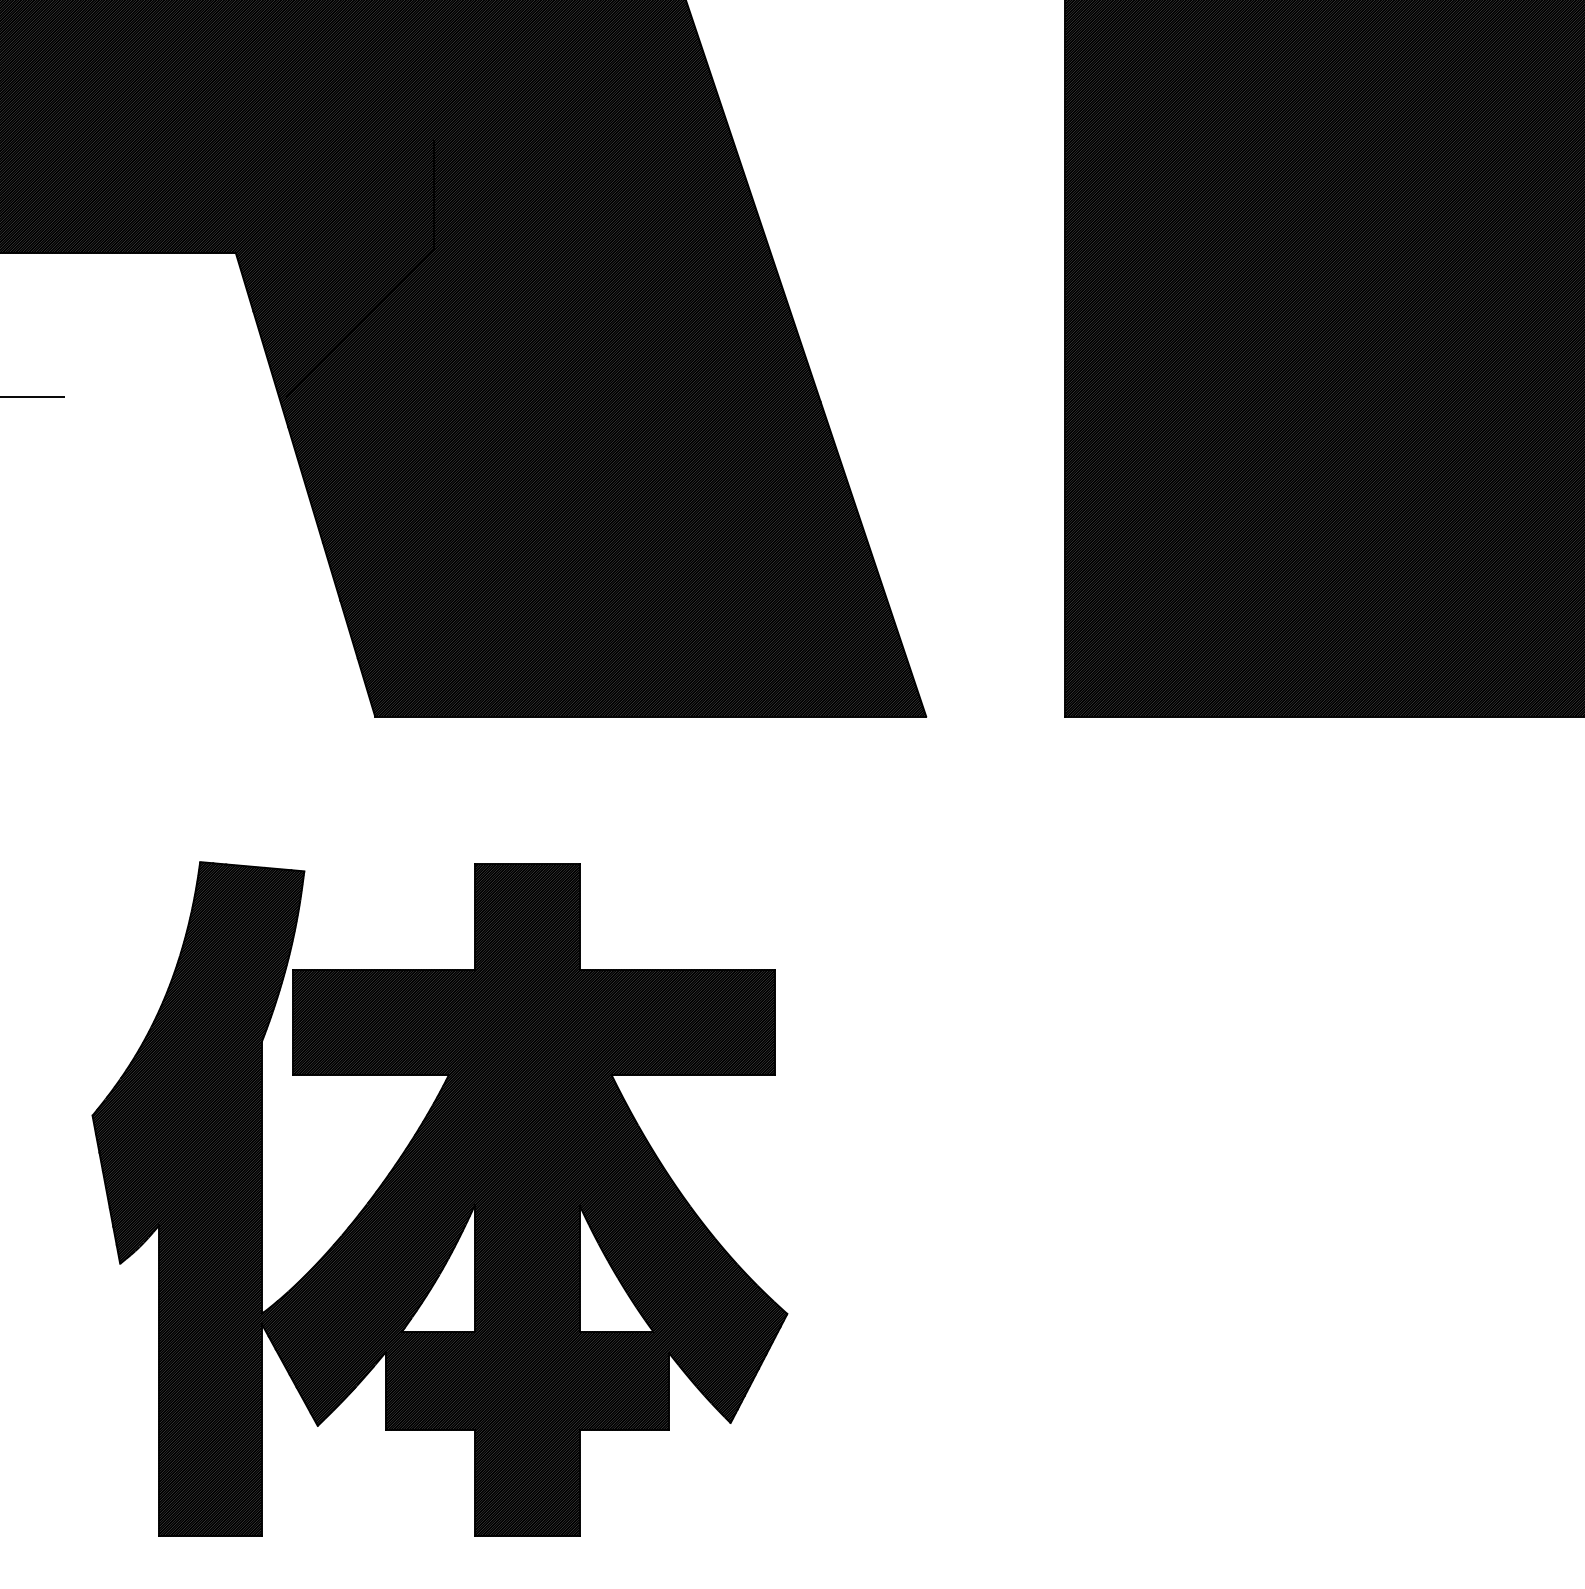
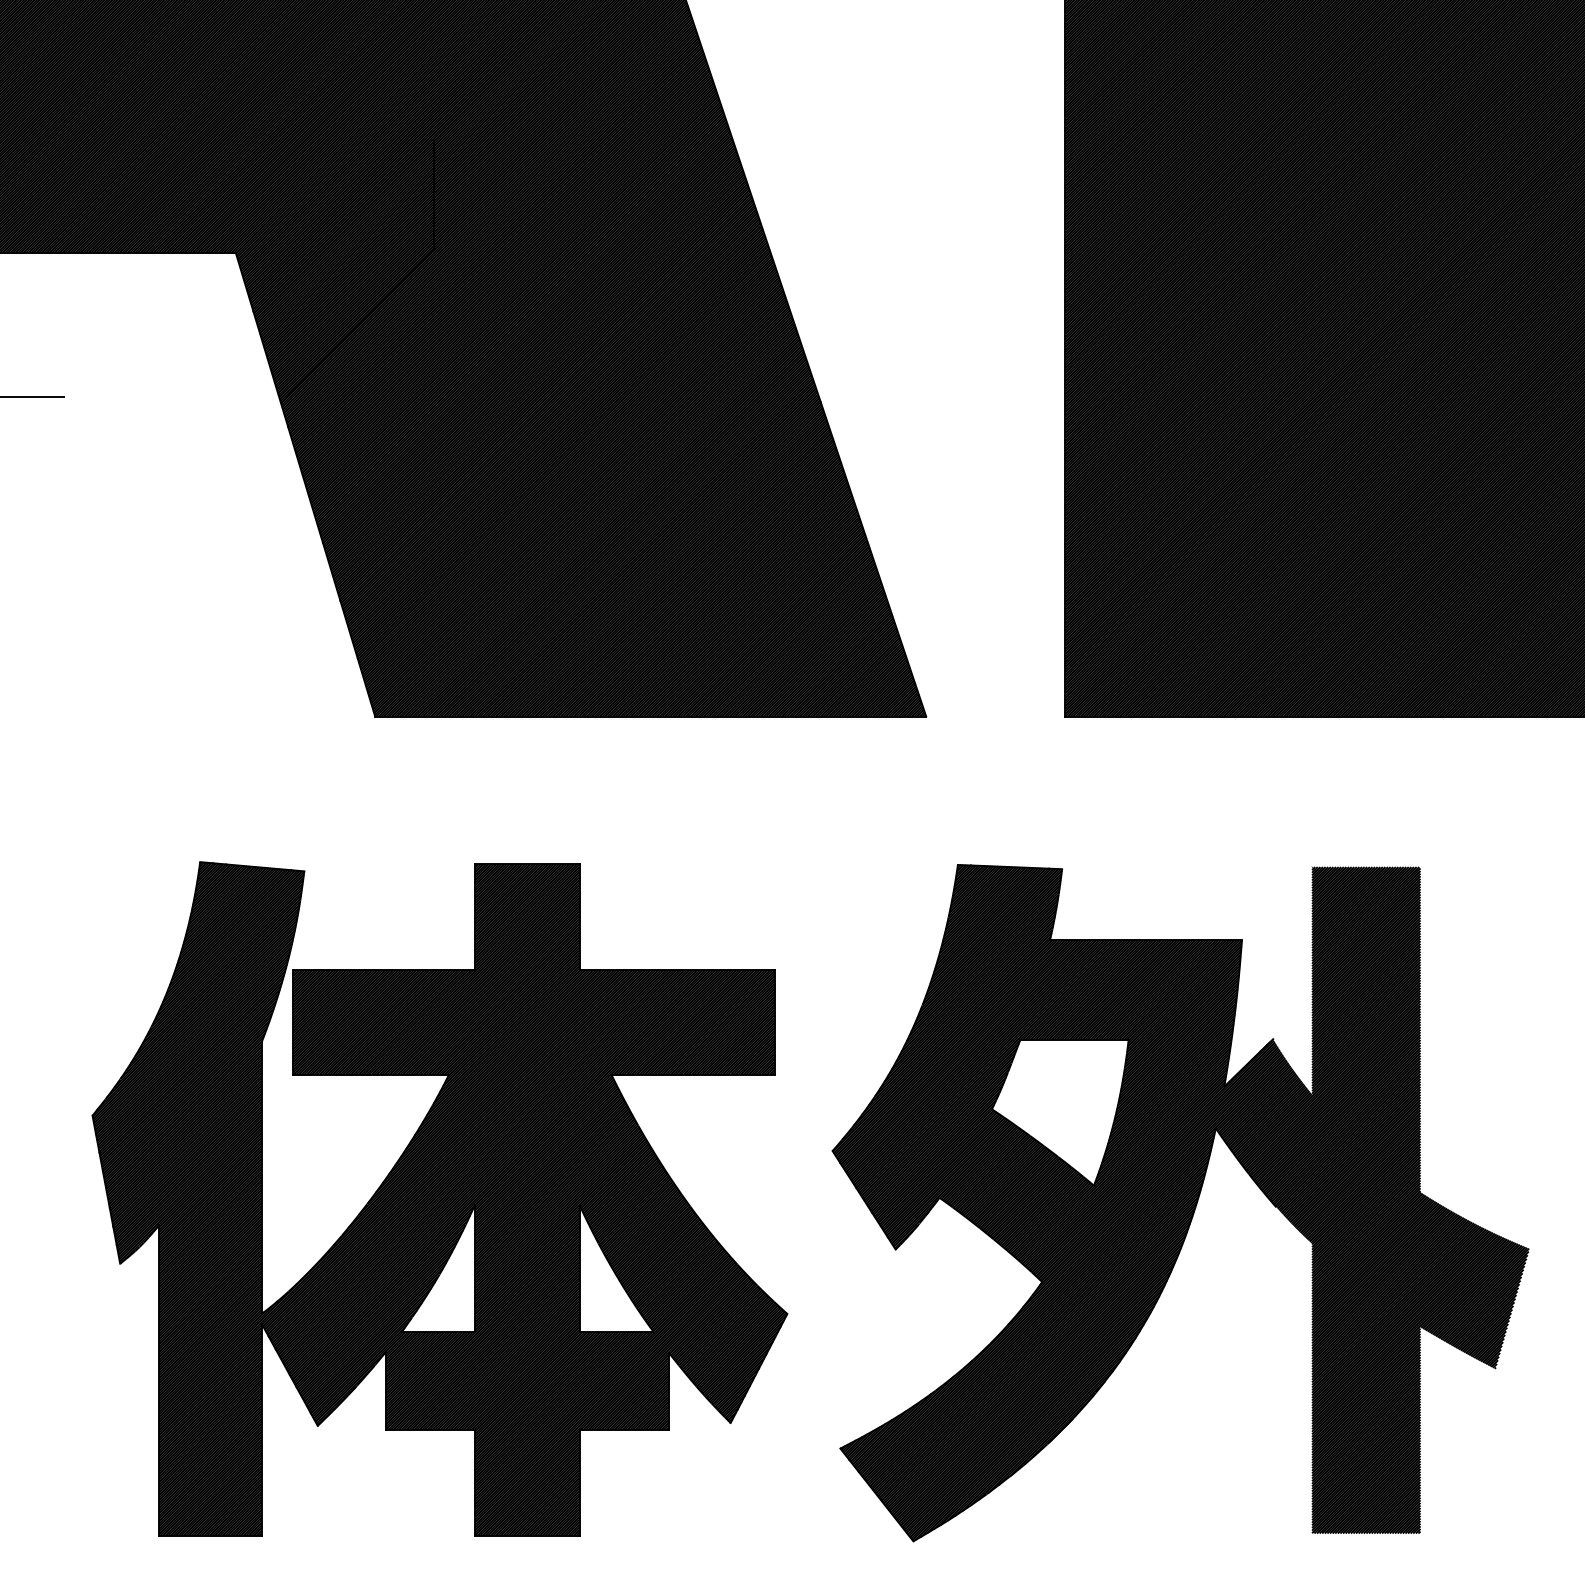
part: none -> present (1180, 1203)
